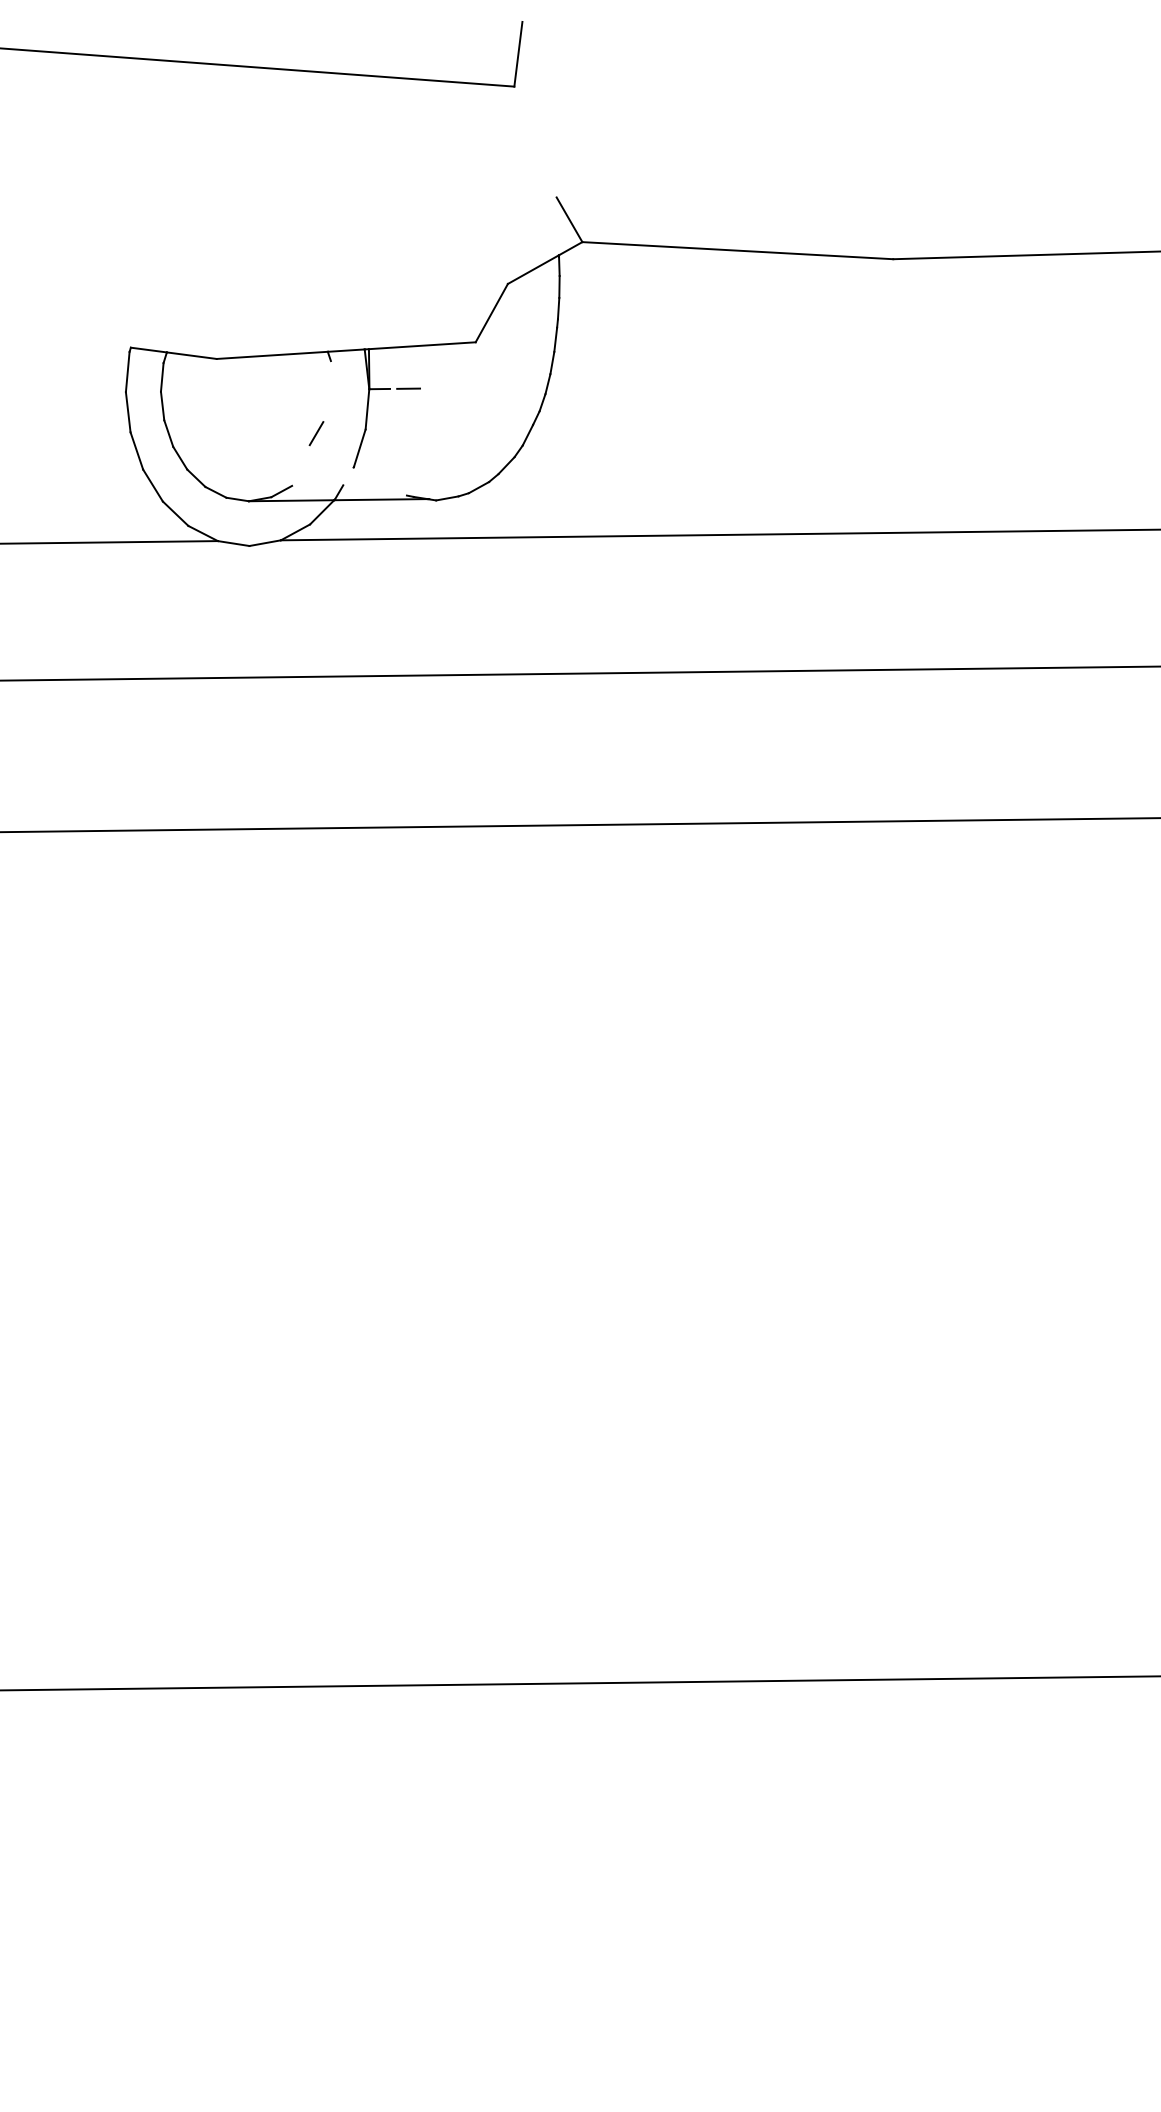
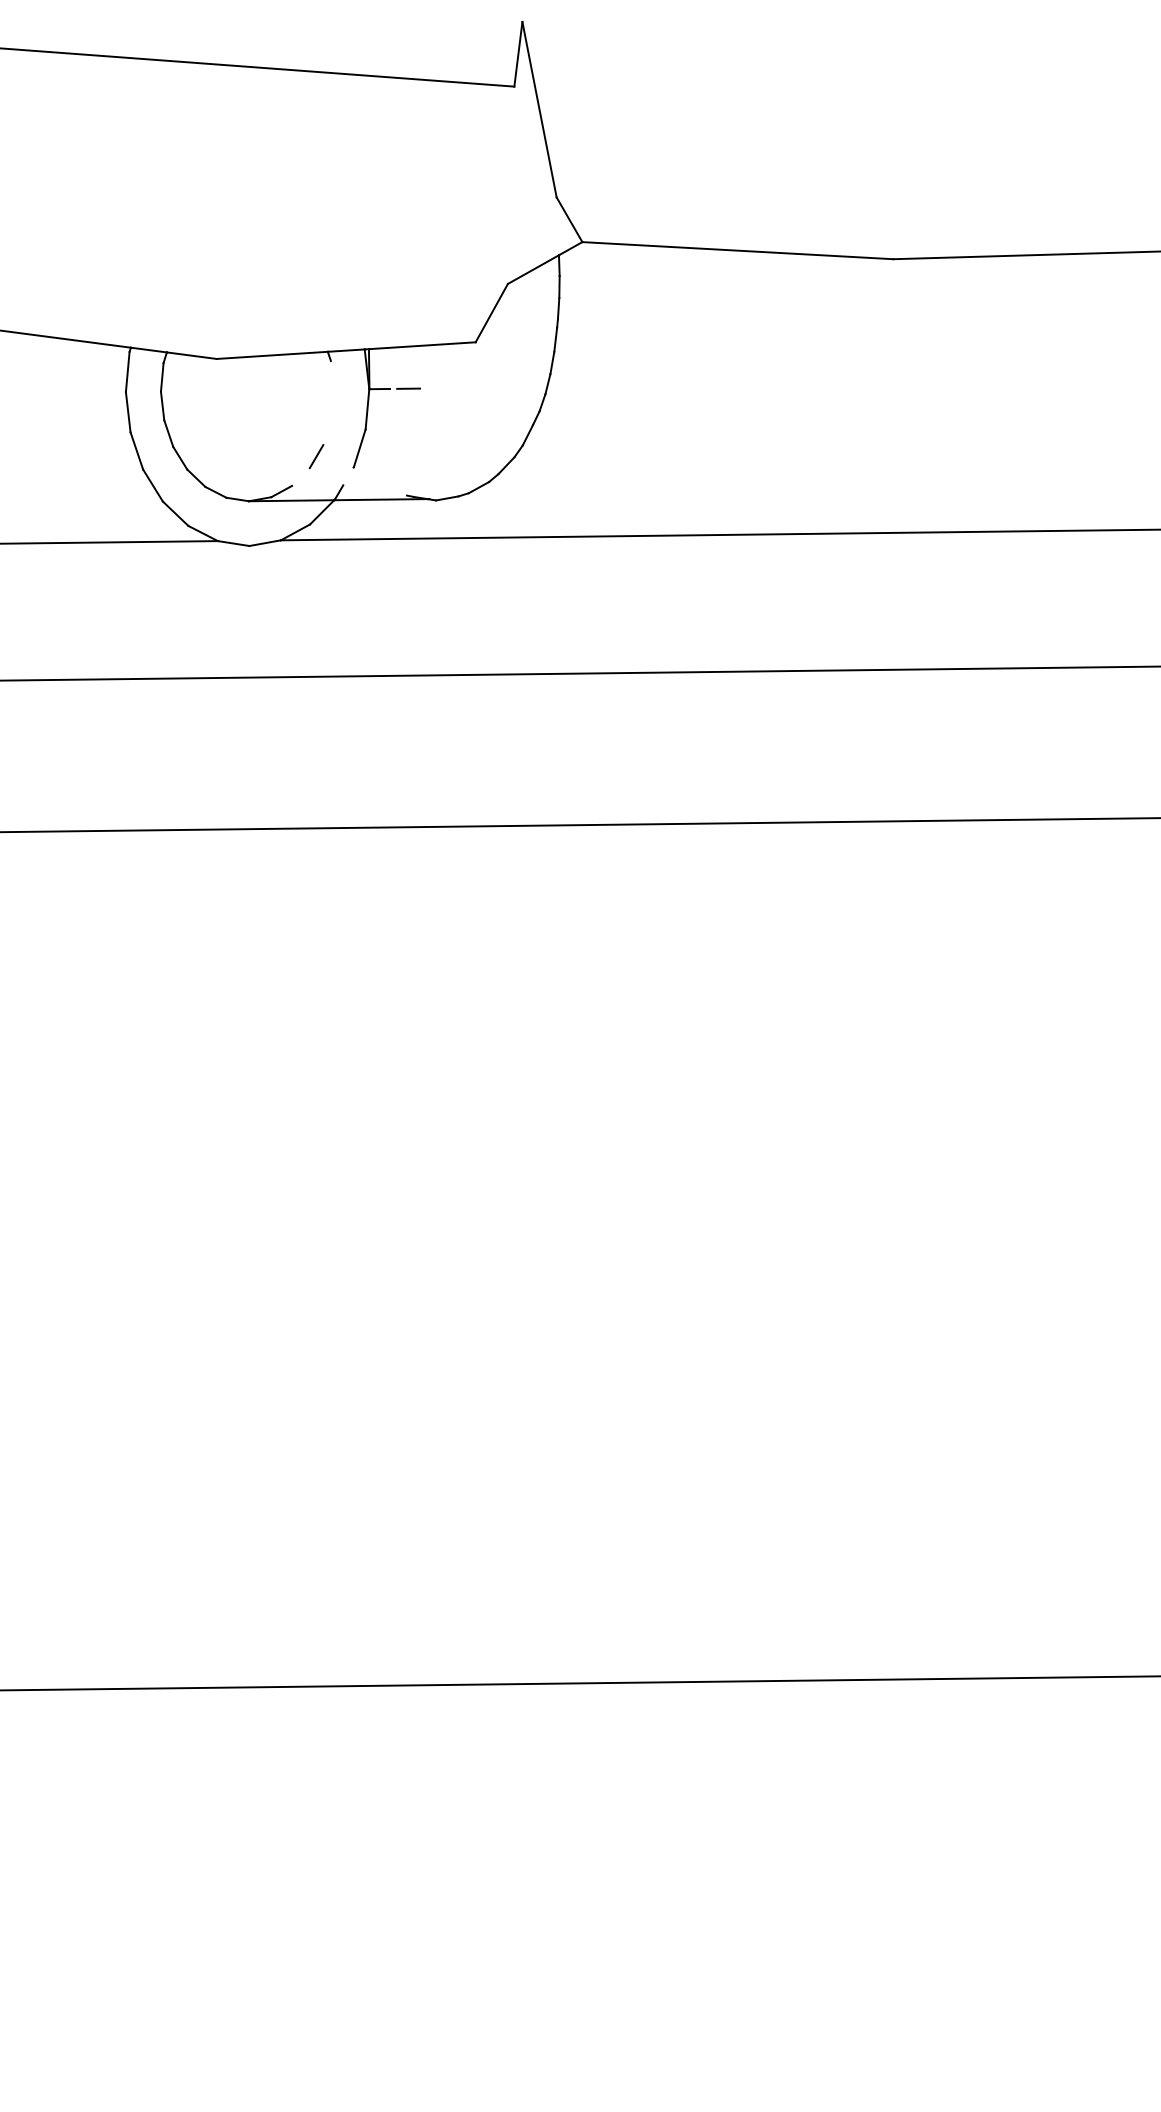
line: none -> present (539, 109)
line: none -> present (66, 338)
line position: (316, 433) -> (316, 456) (316, 456)
